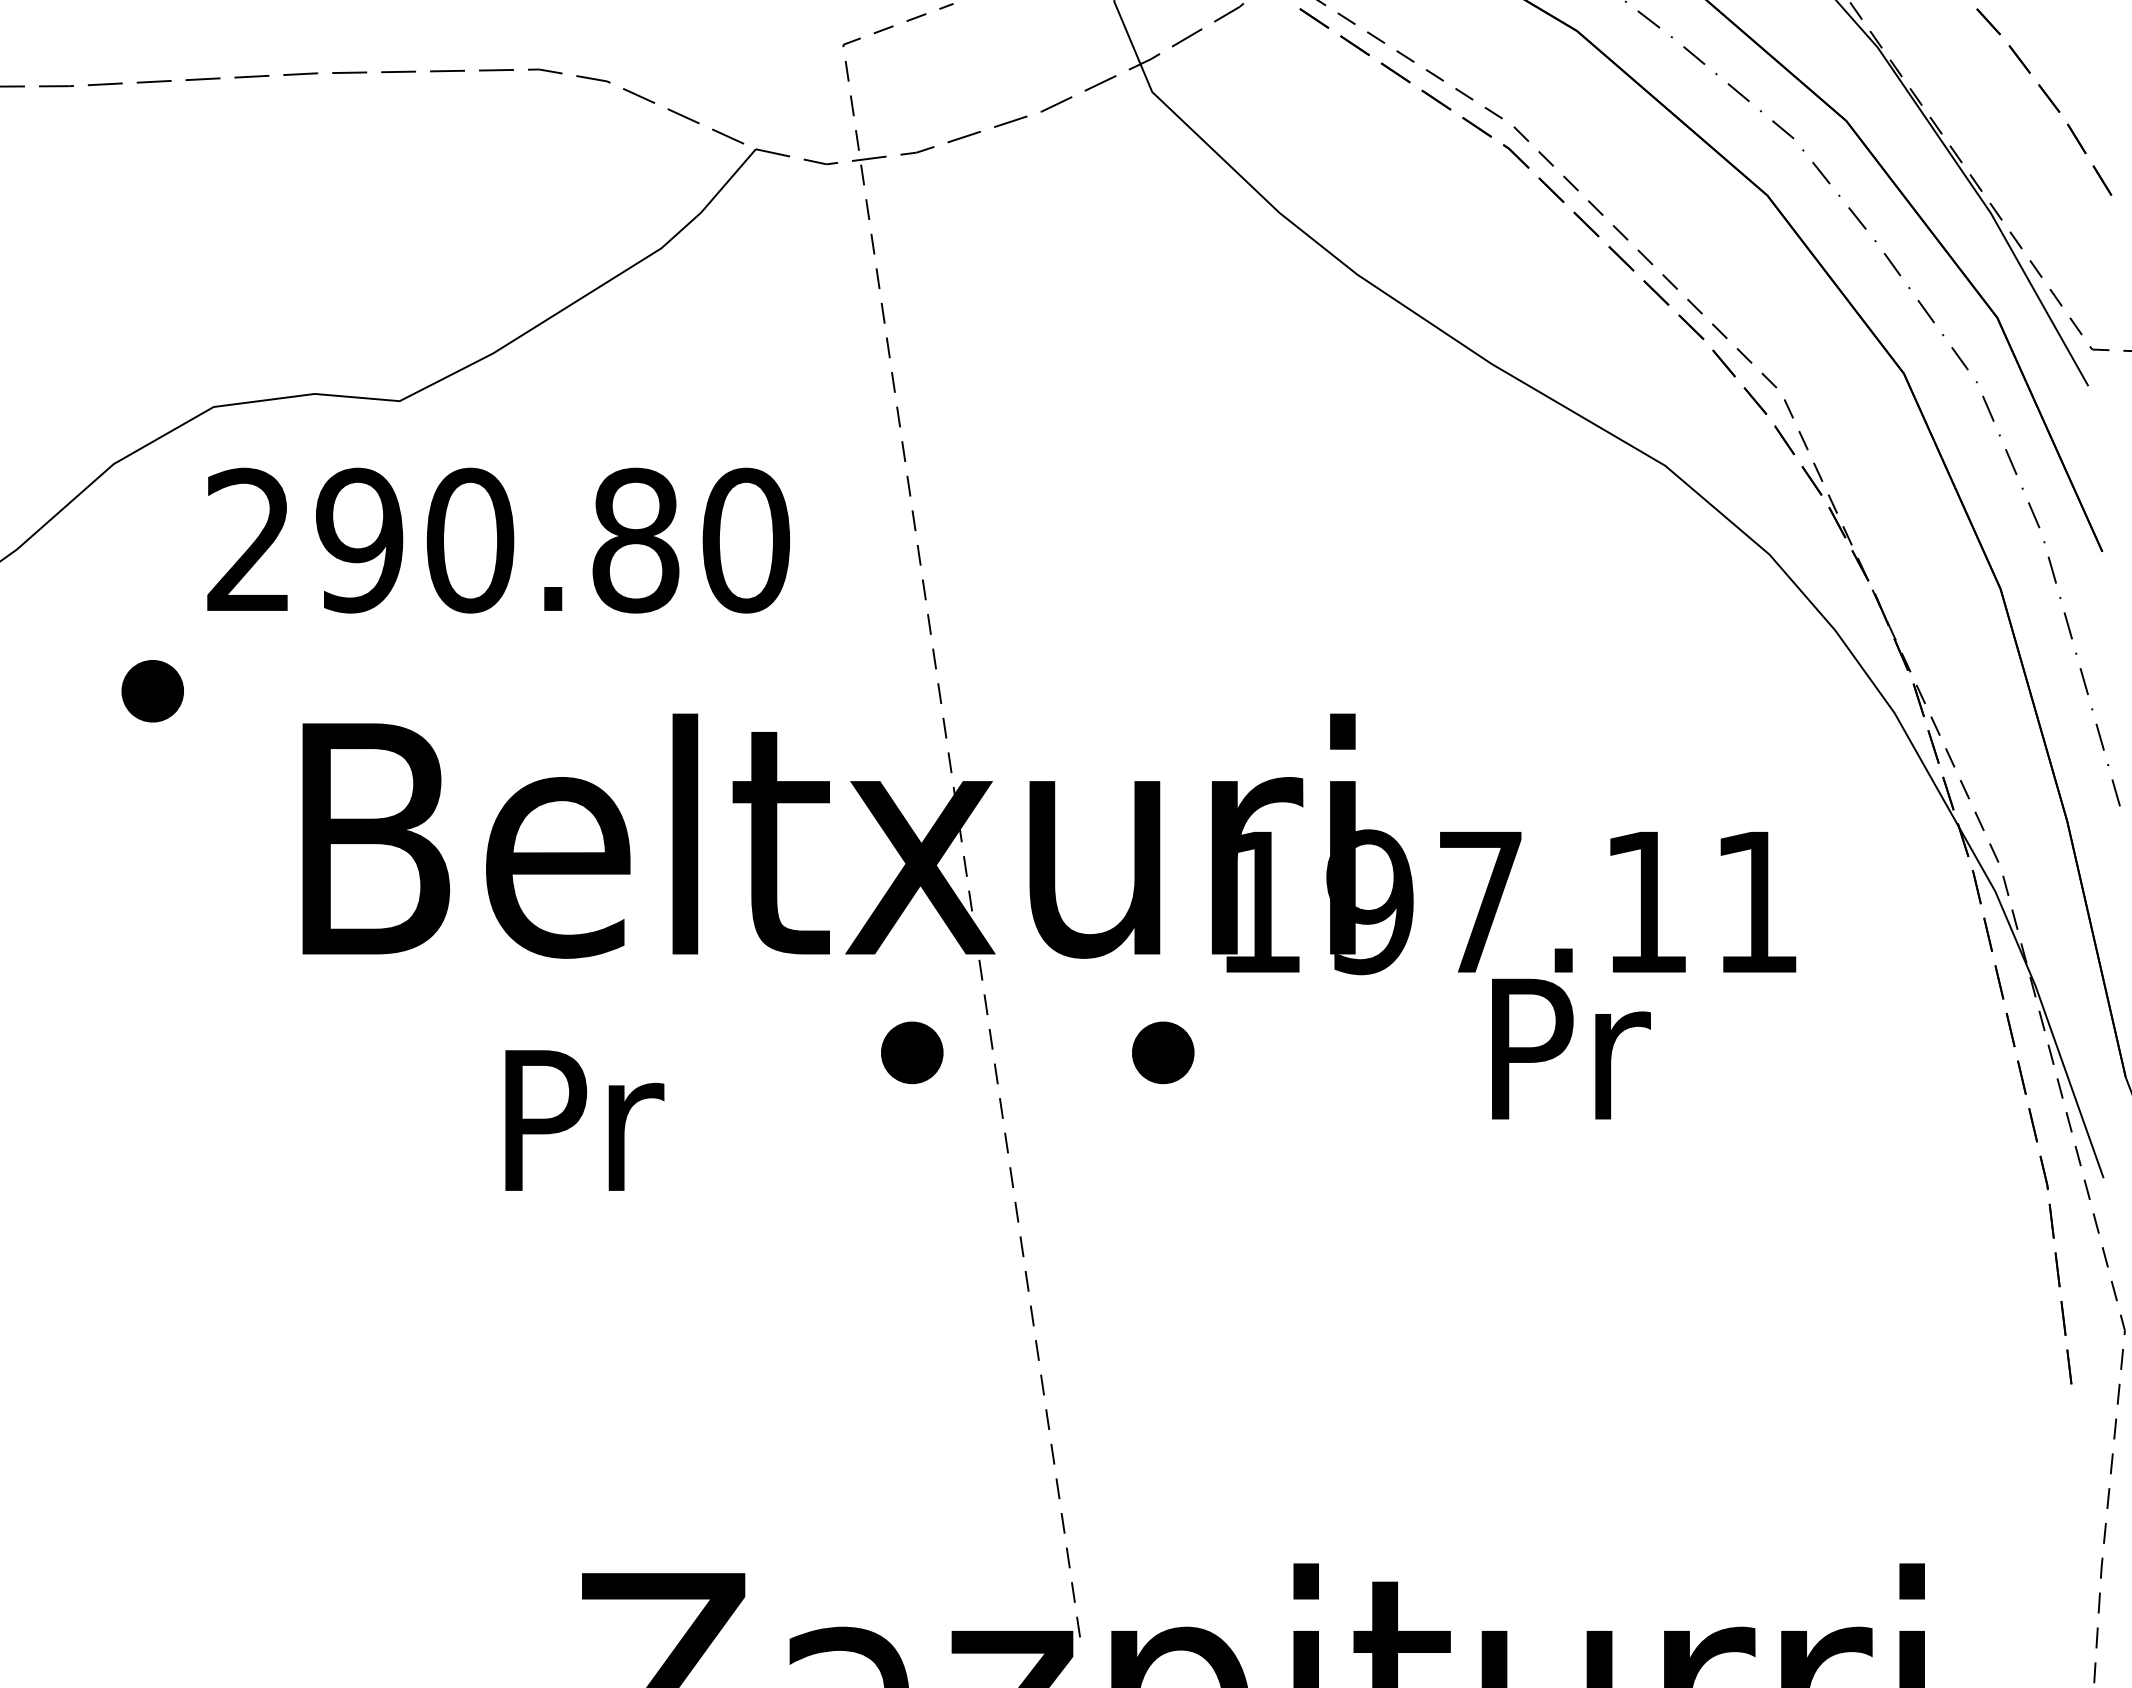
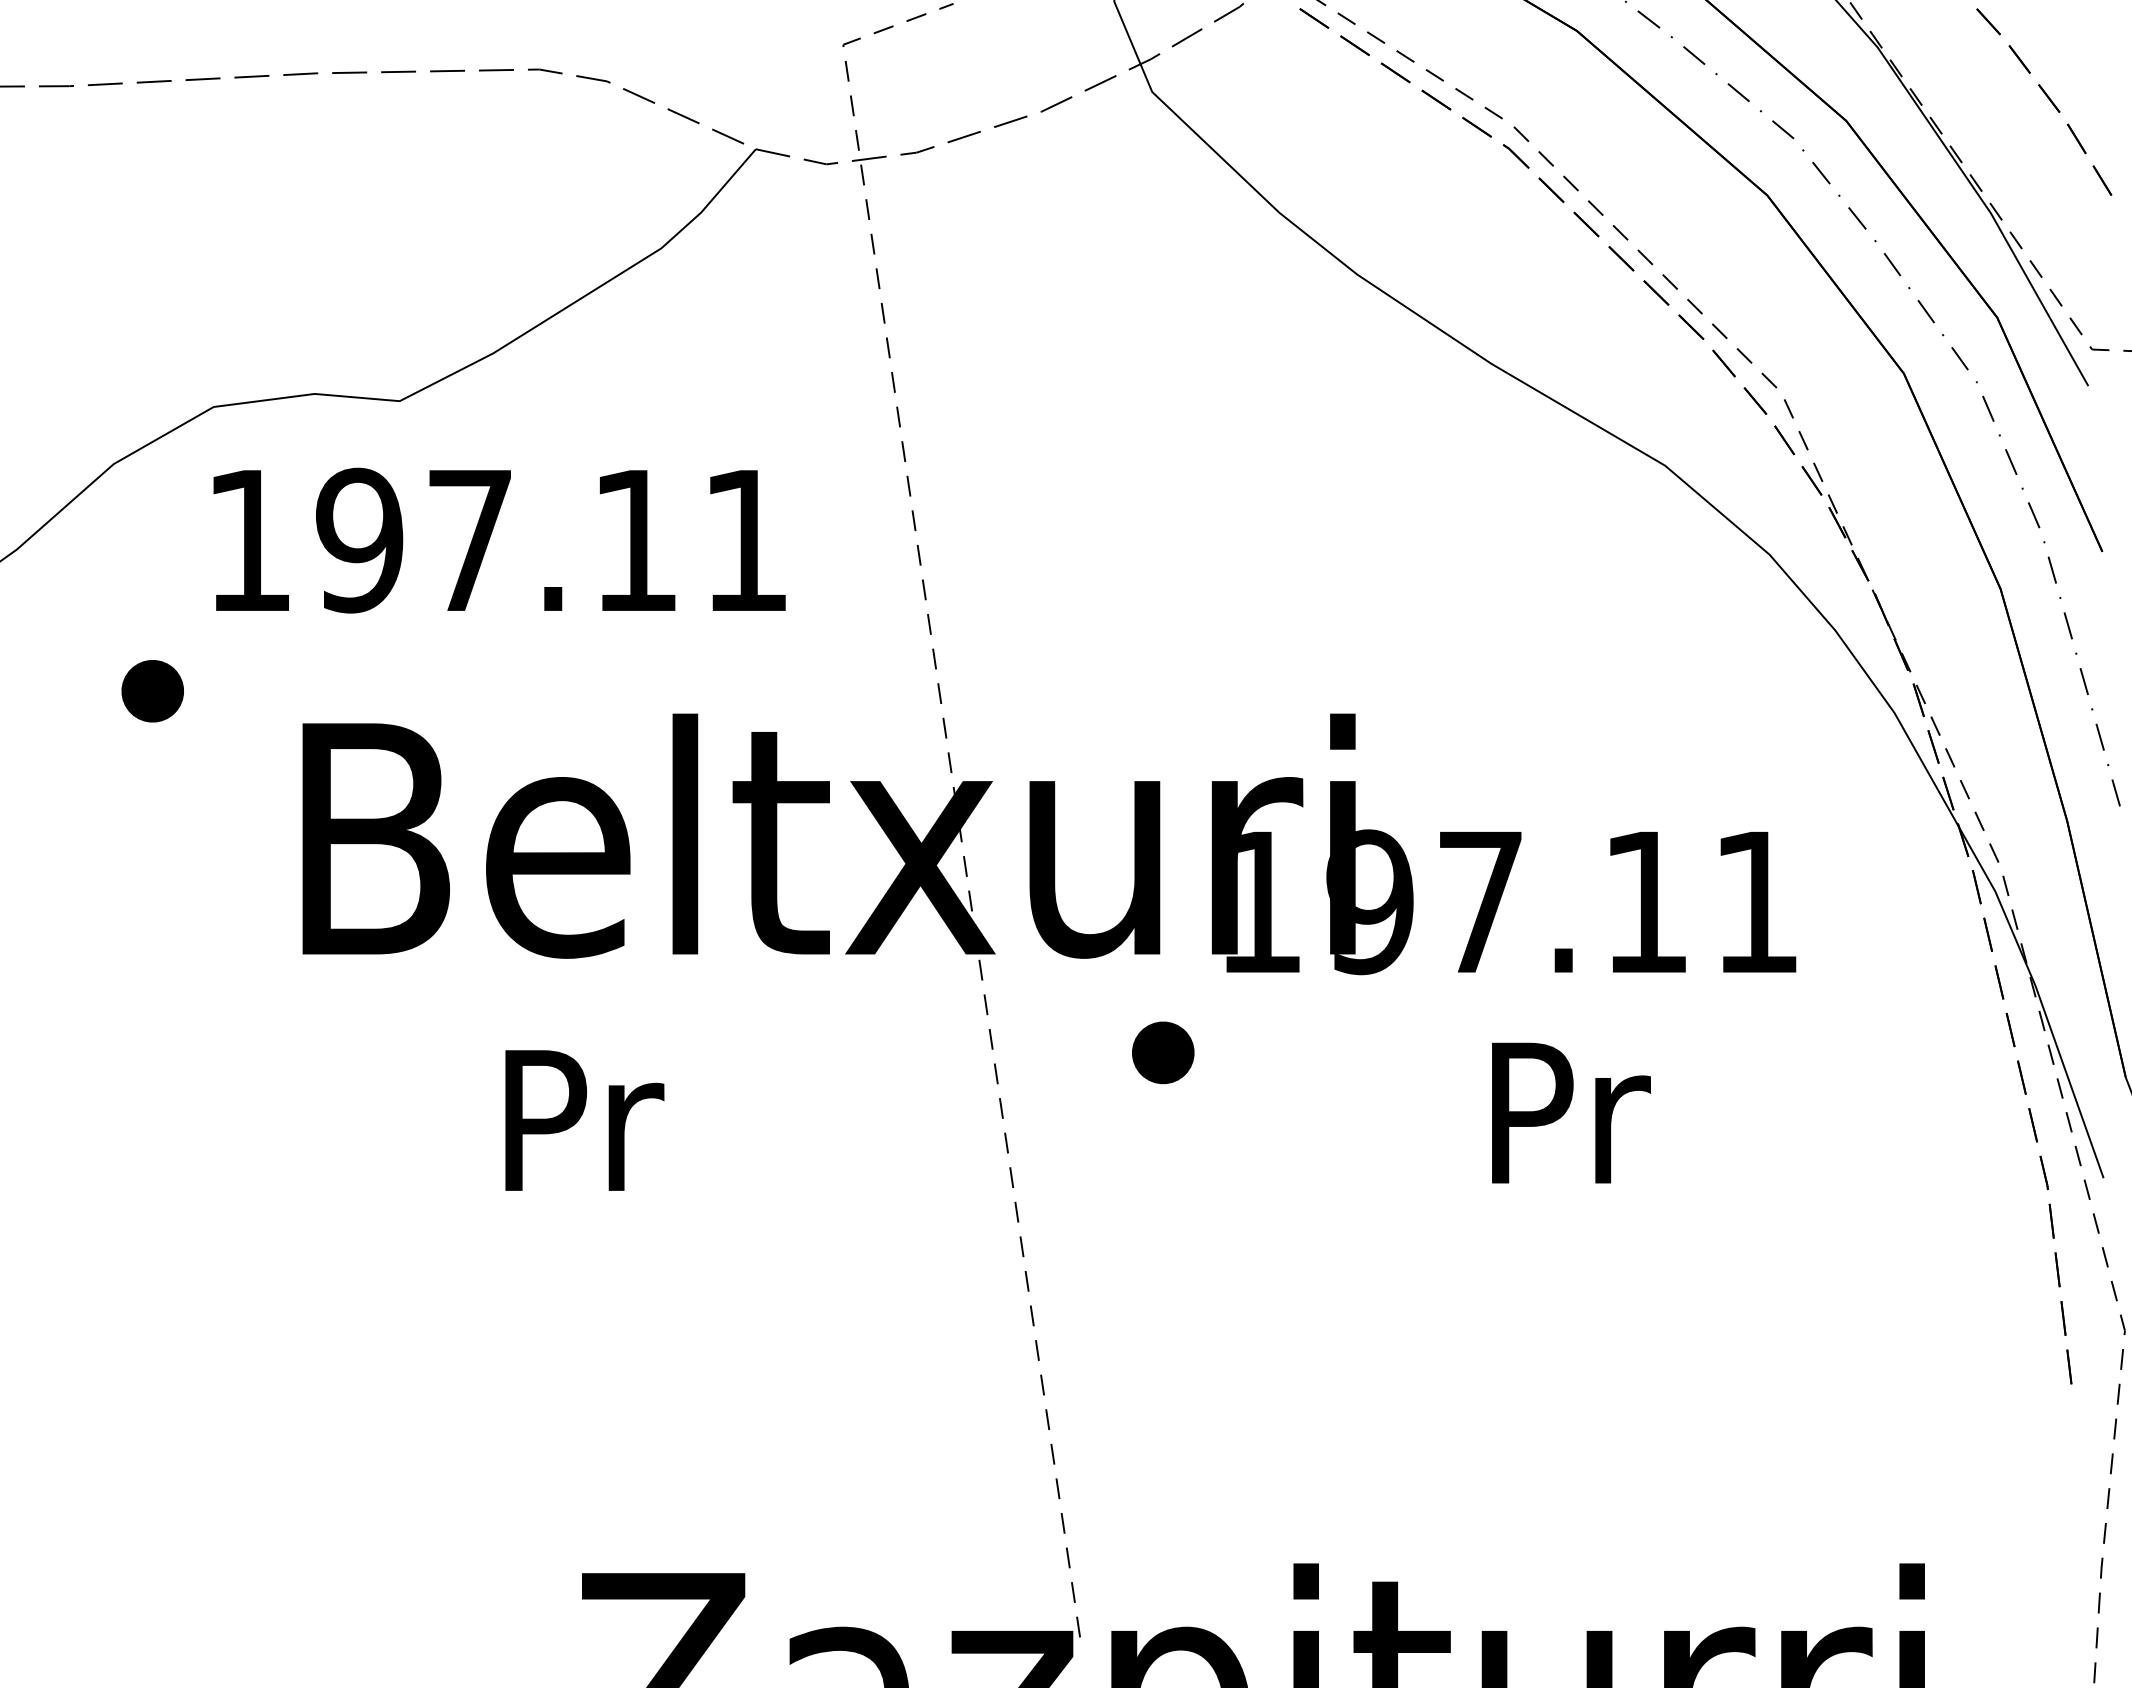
text: 290.80 -> 197.11 (498, 540)
text position: (1571, 1048) -> (1571, 1112) (1571, 1112)
part: present -> none (912, 1052)
